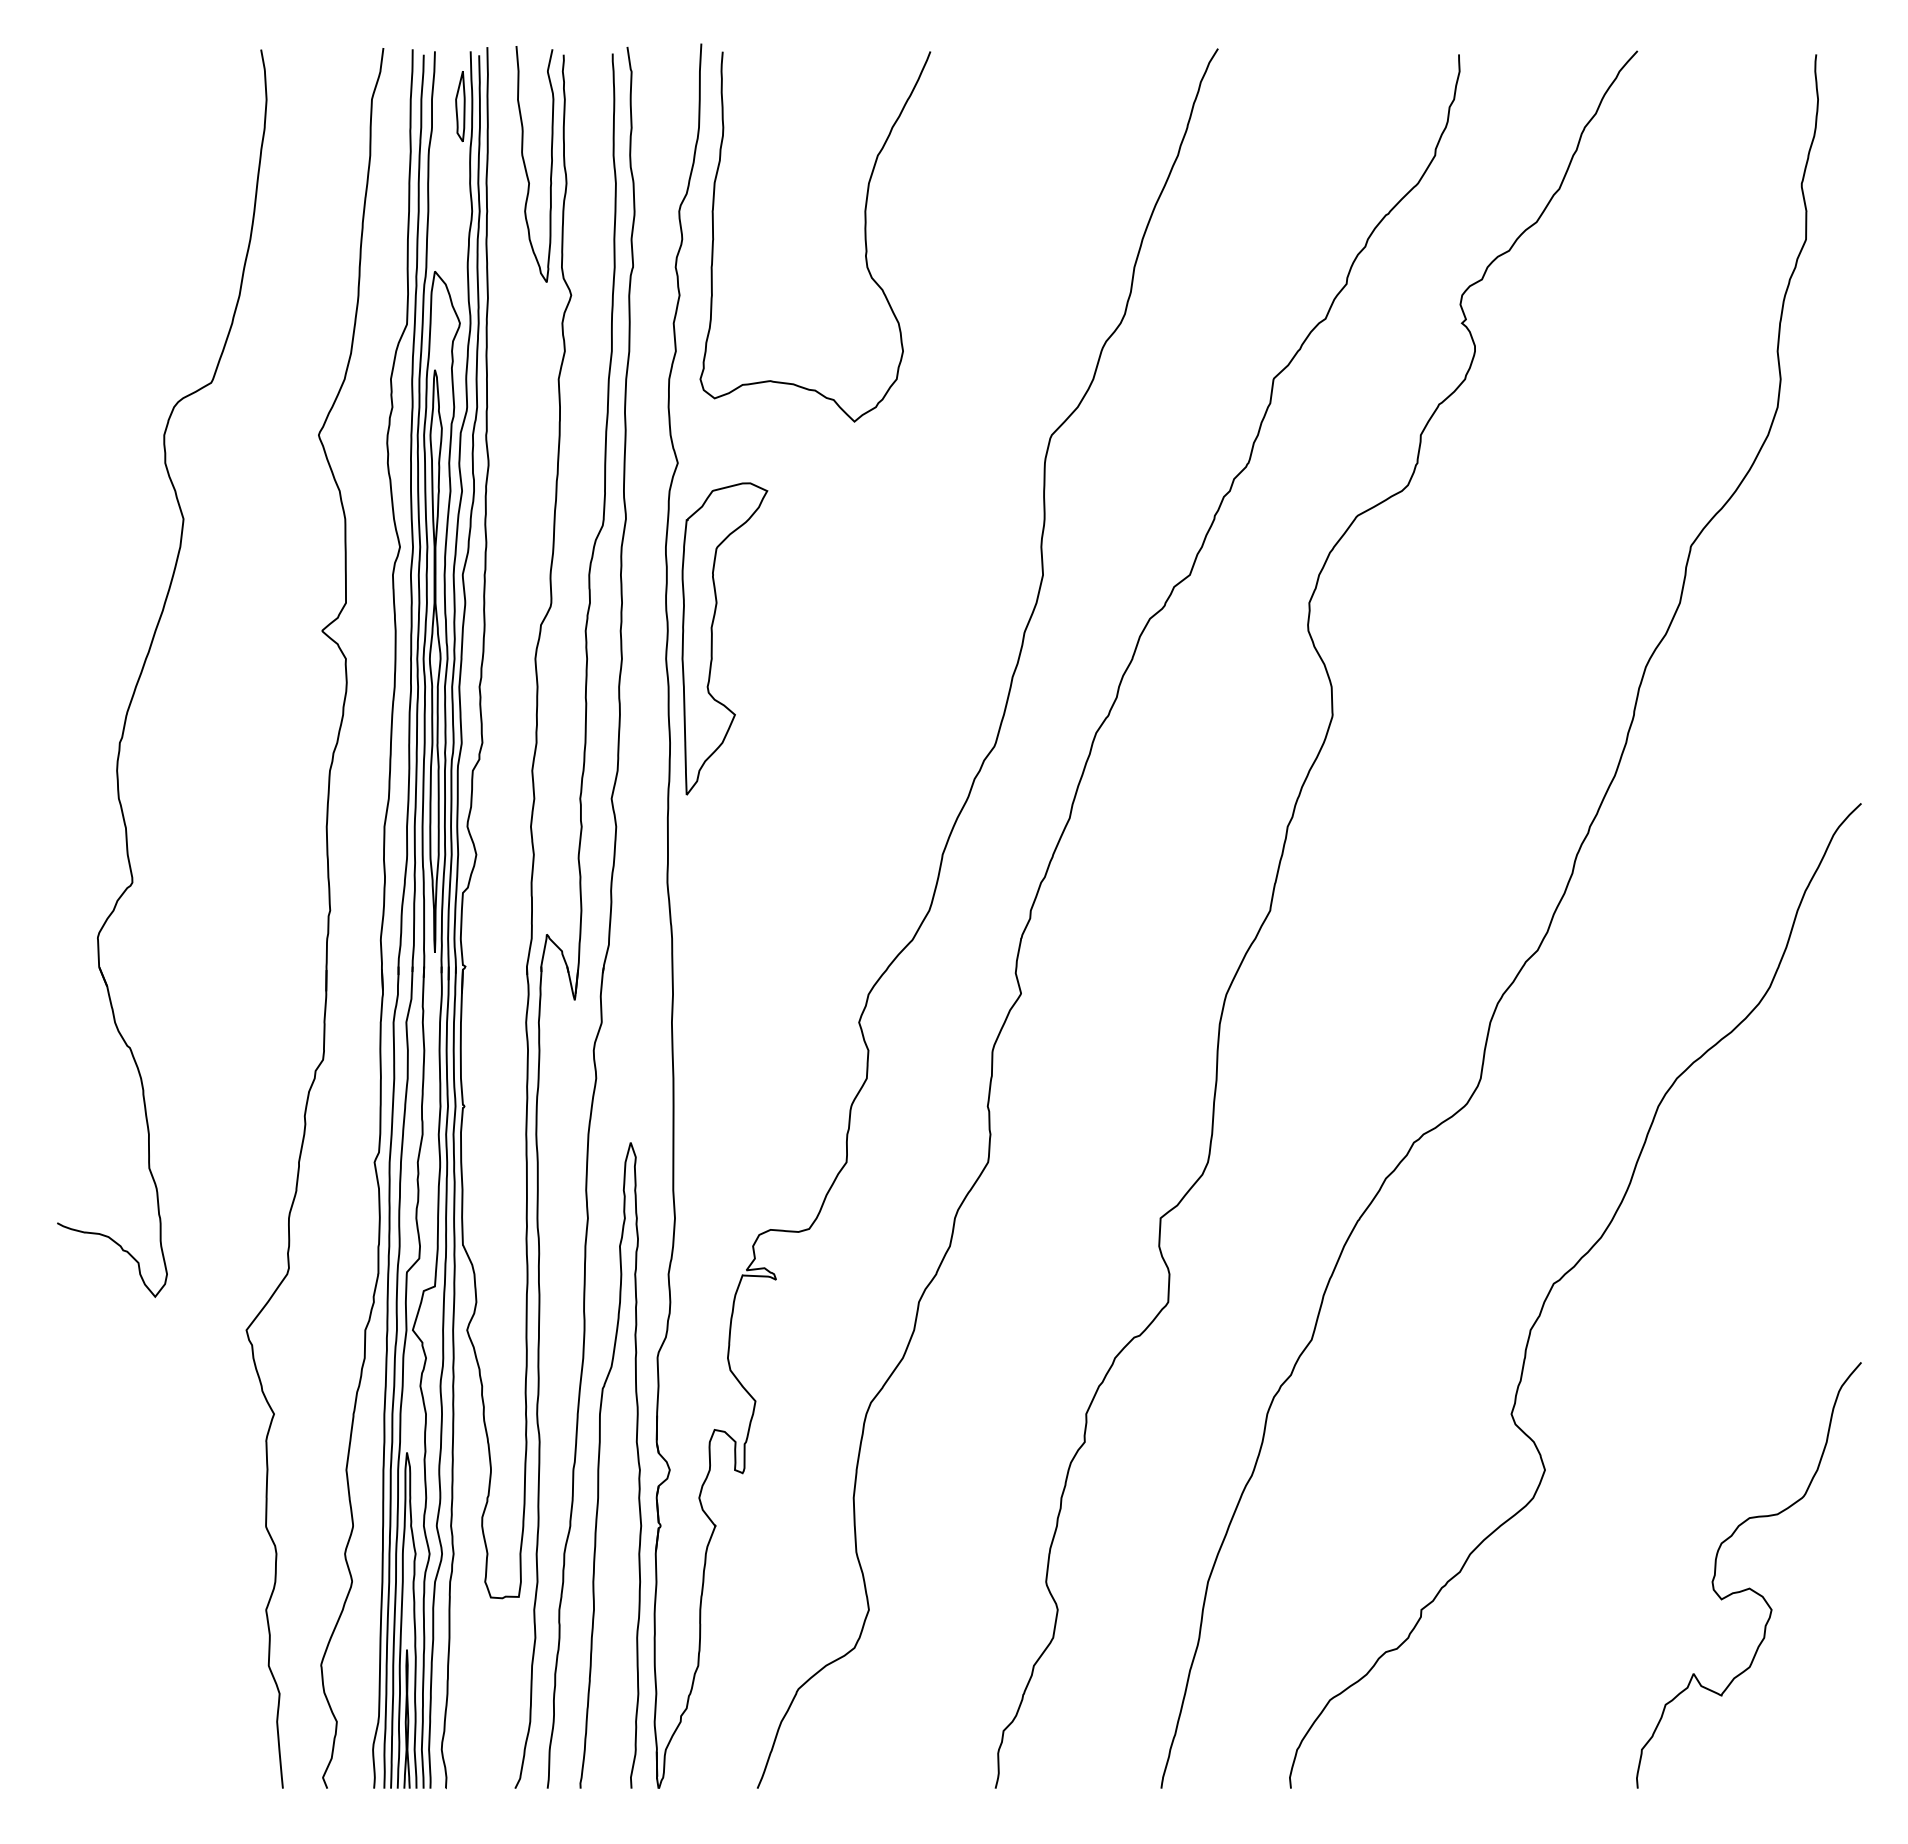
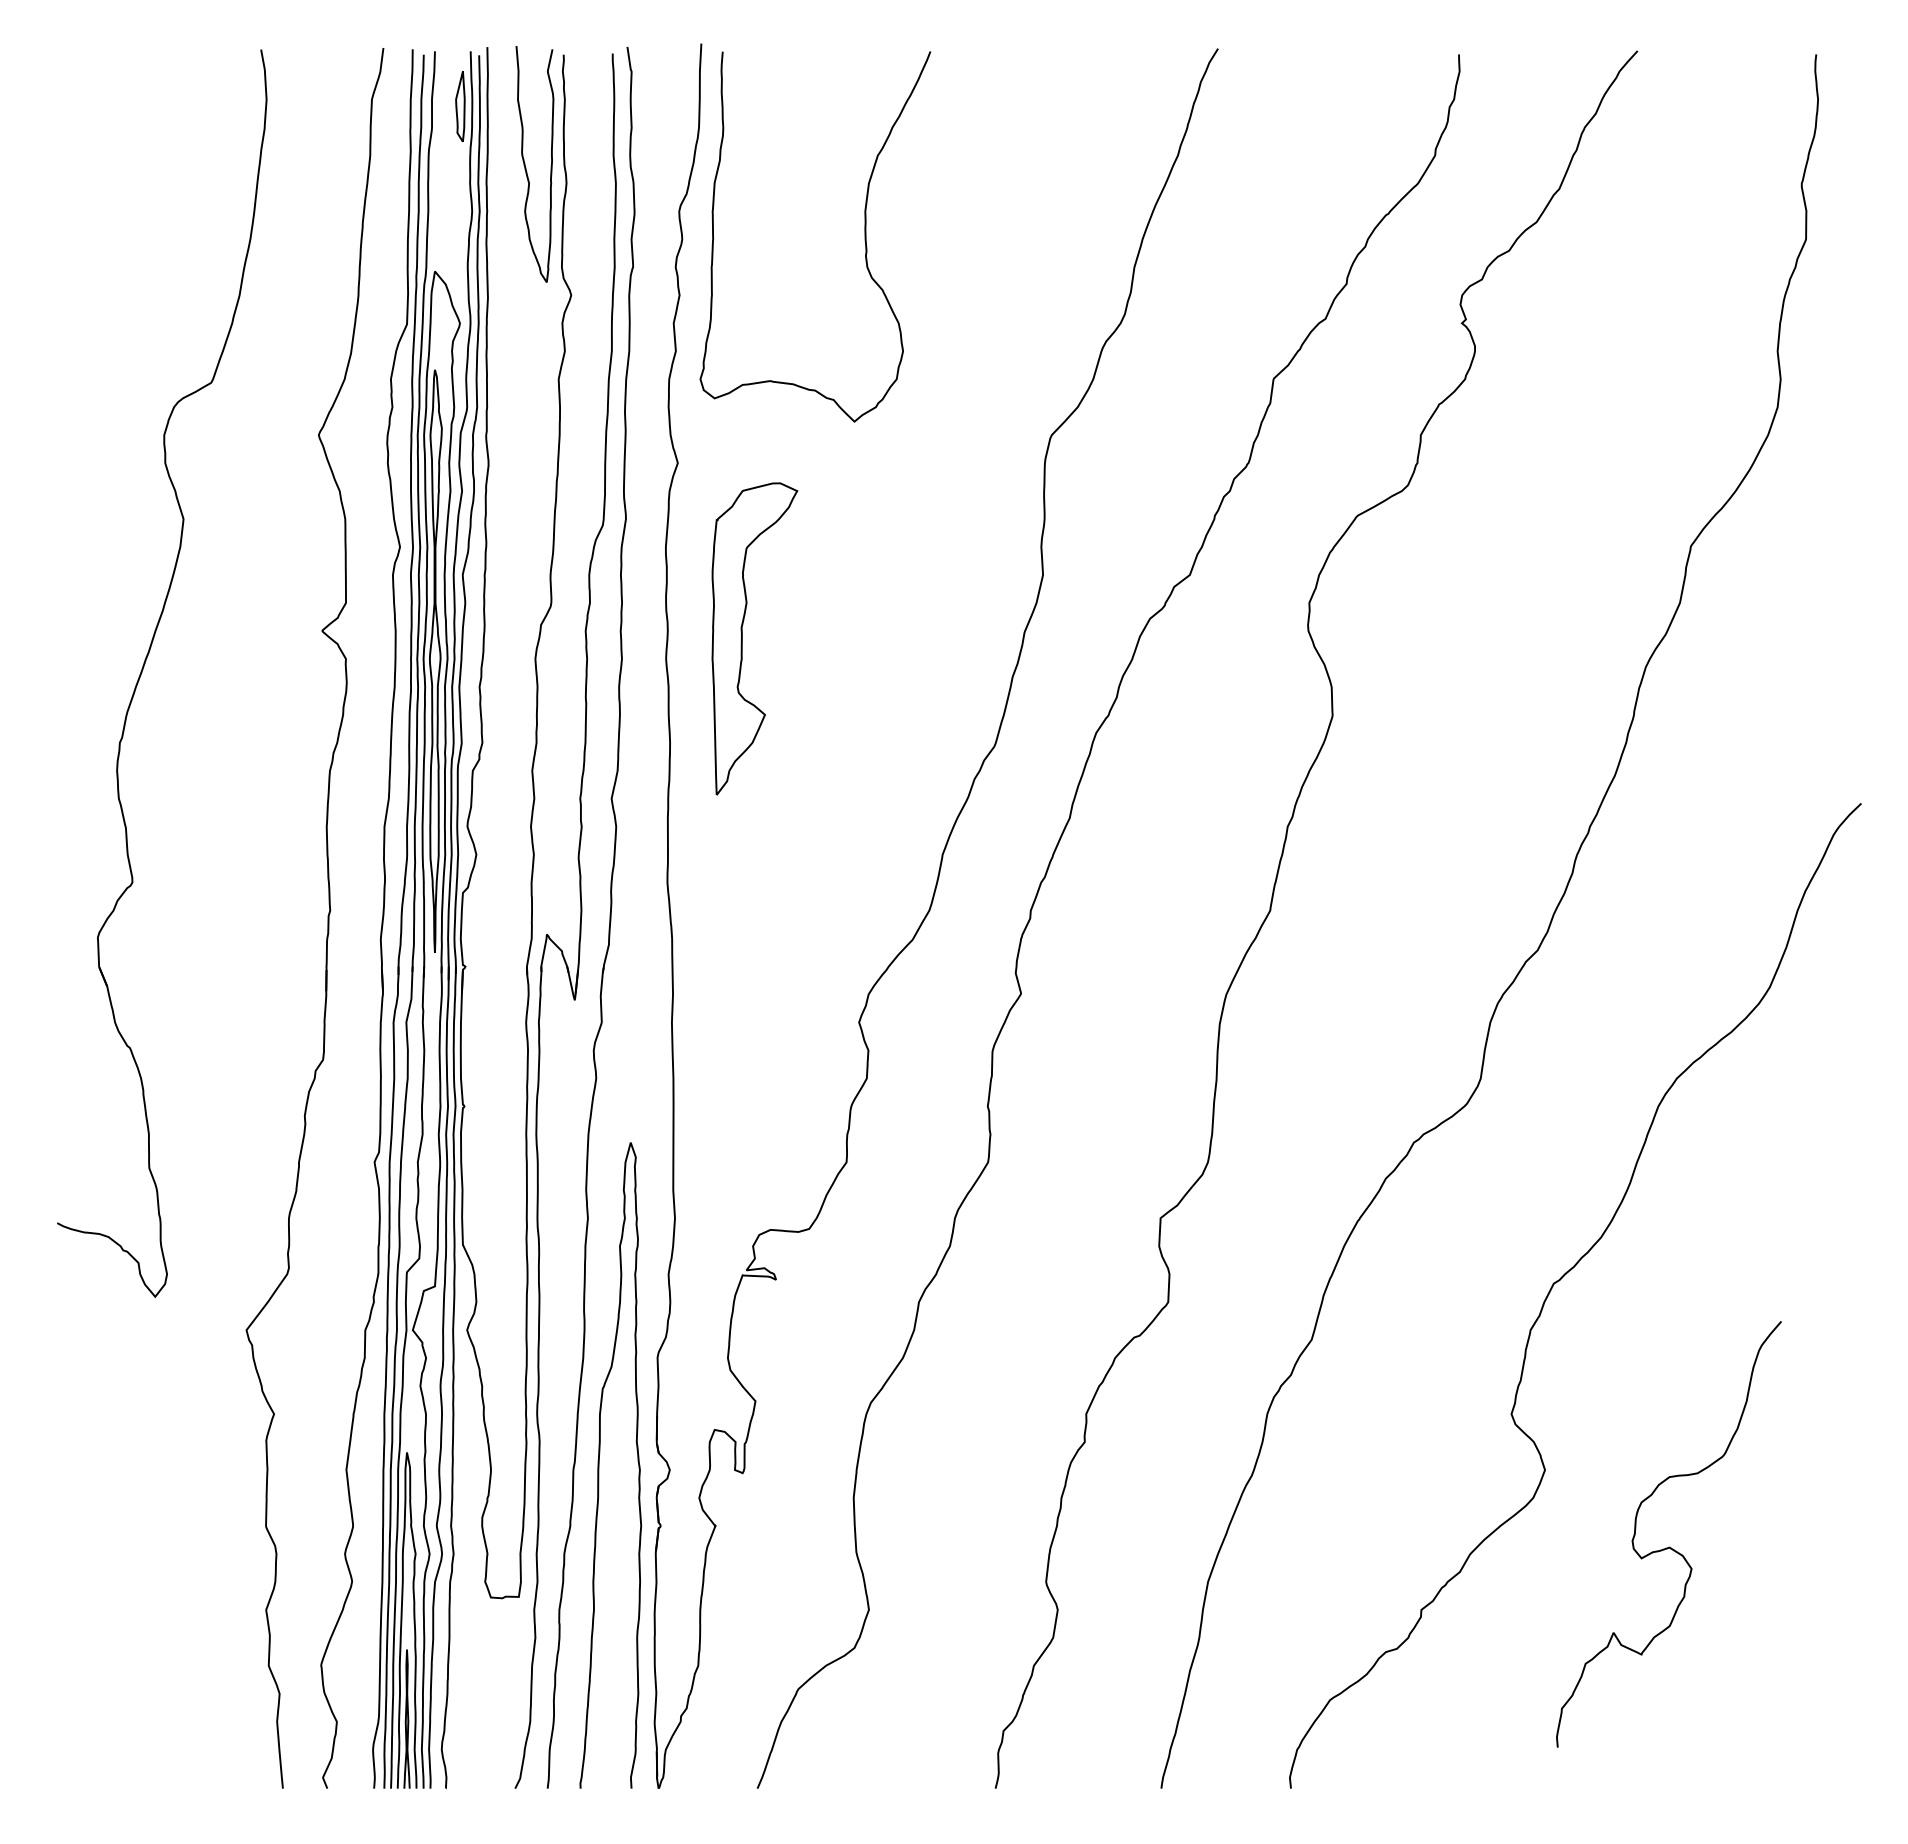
part position: (712, 638) -> (742, 638) (742, 638)
curve position: (1749, 1587) -> (1669, 1546) (1669, 1546)
